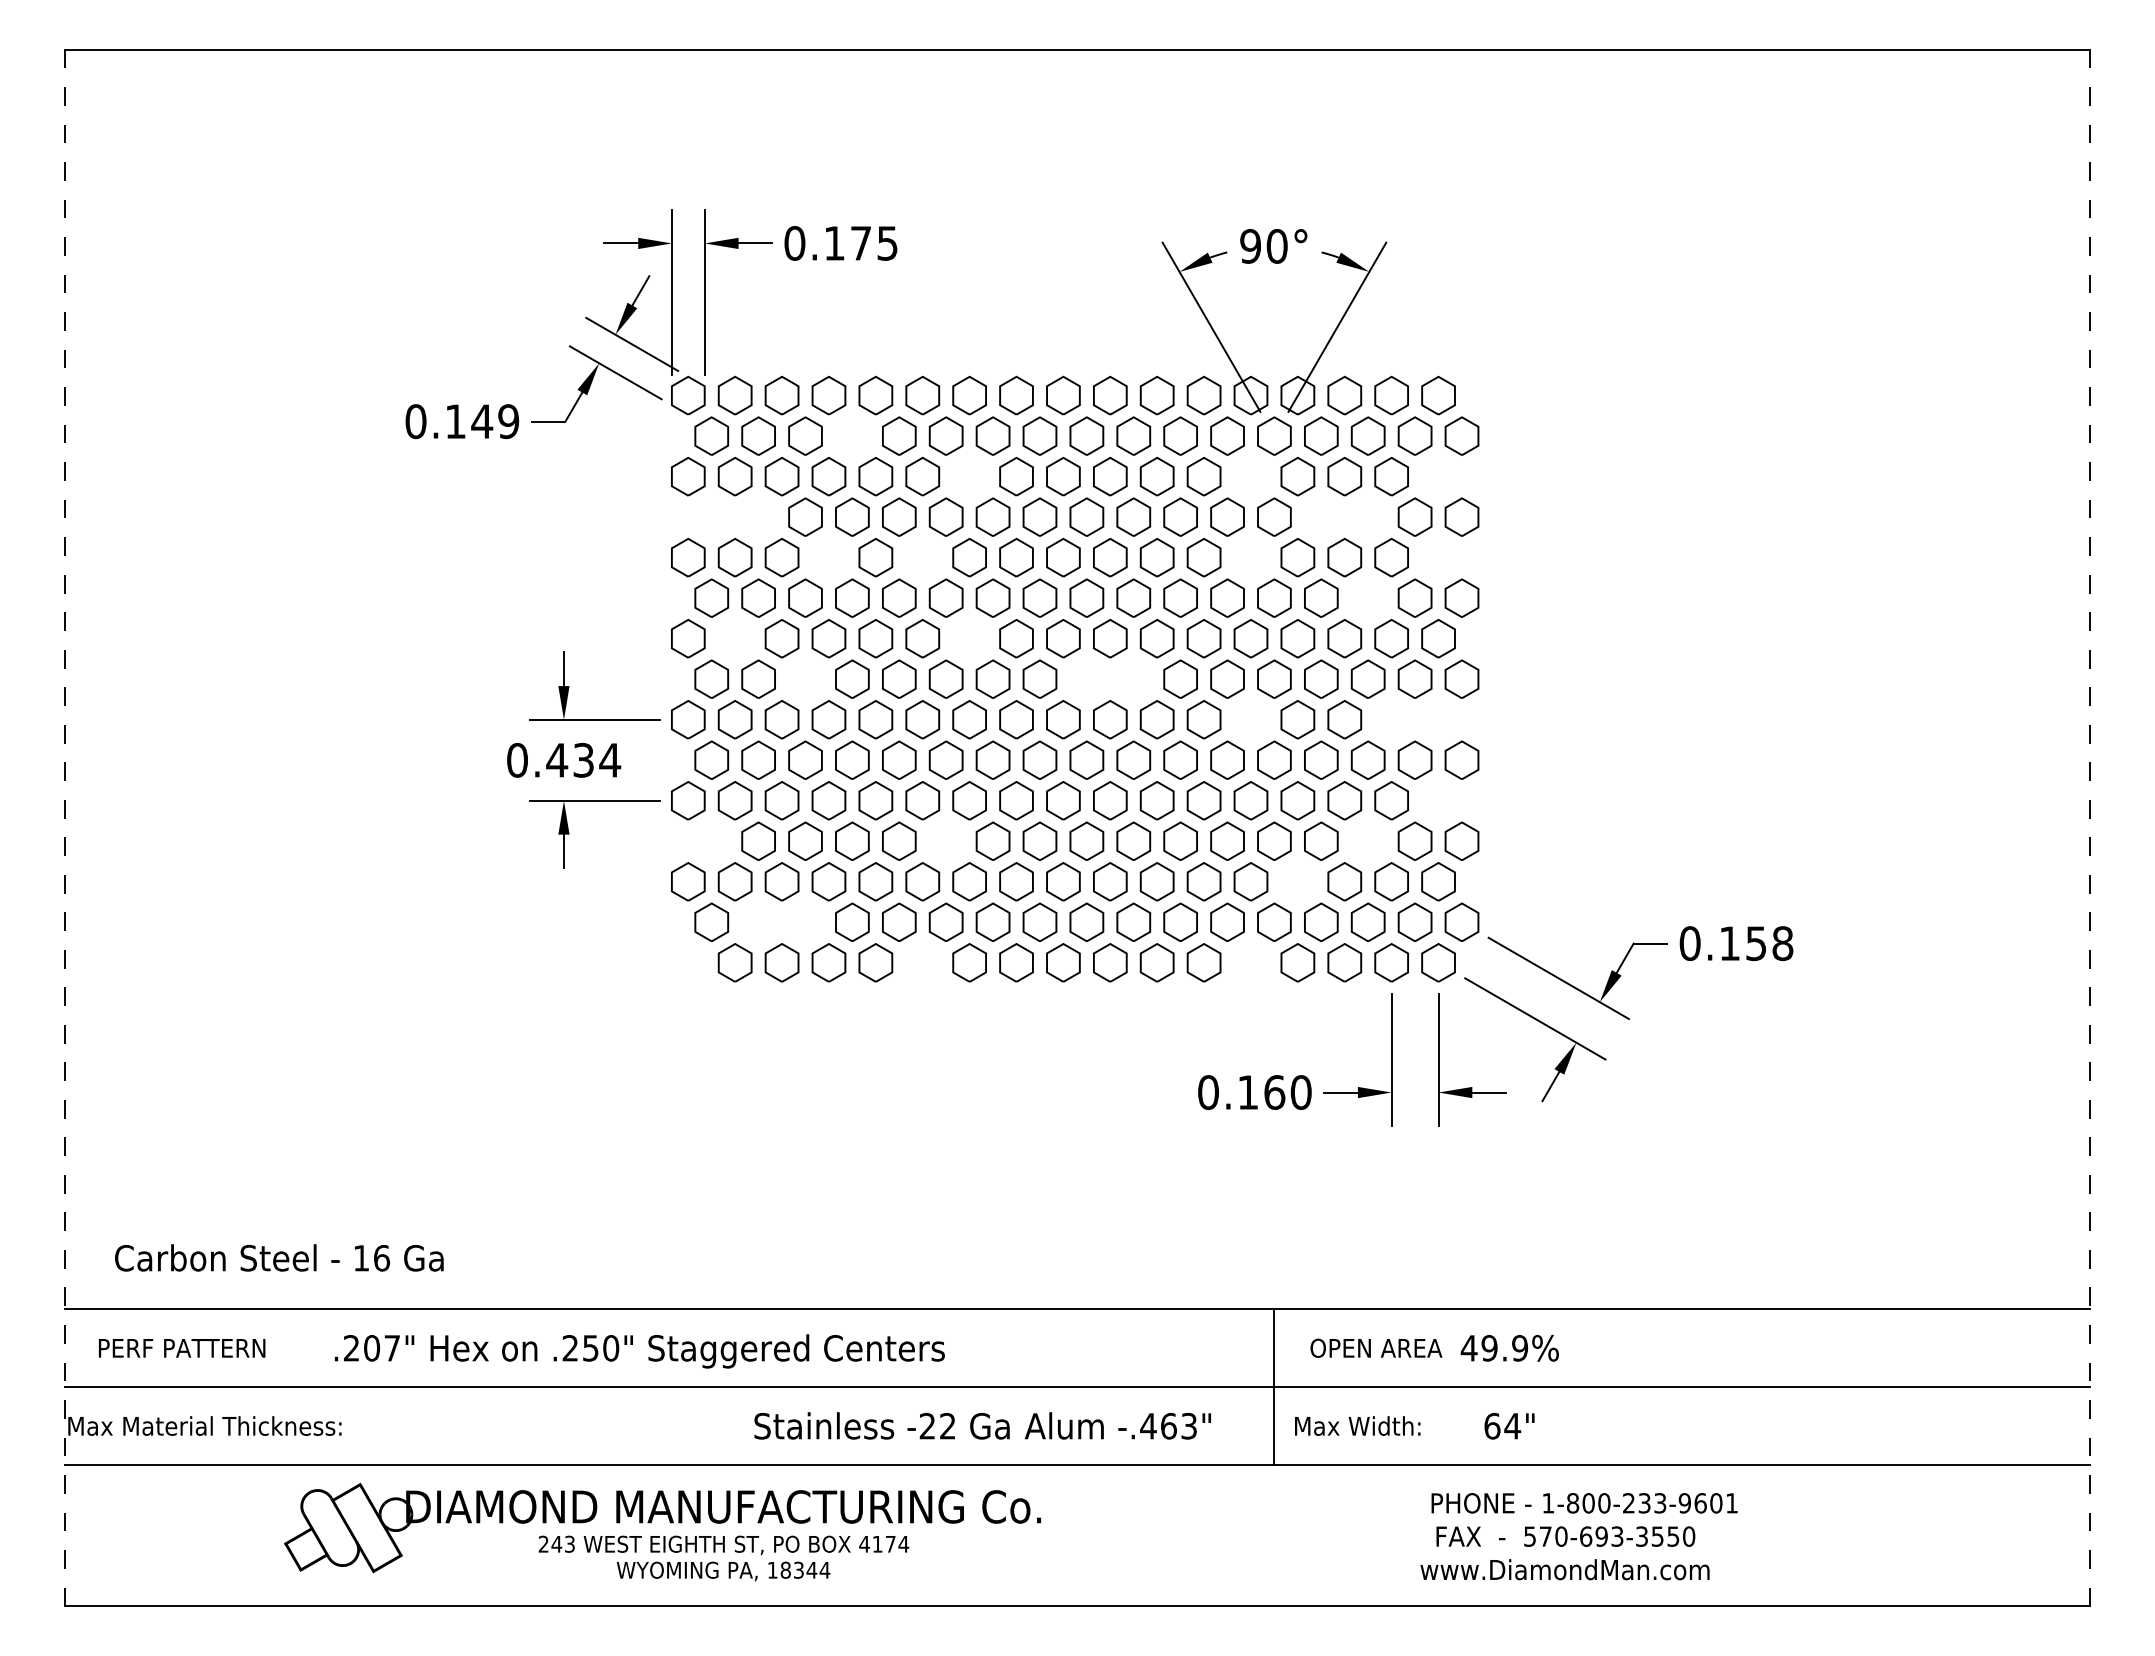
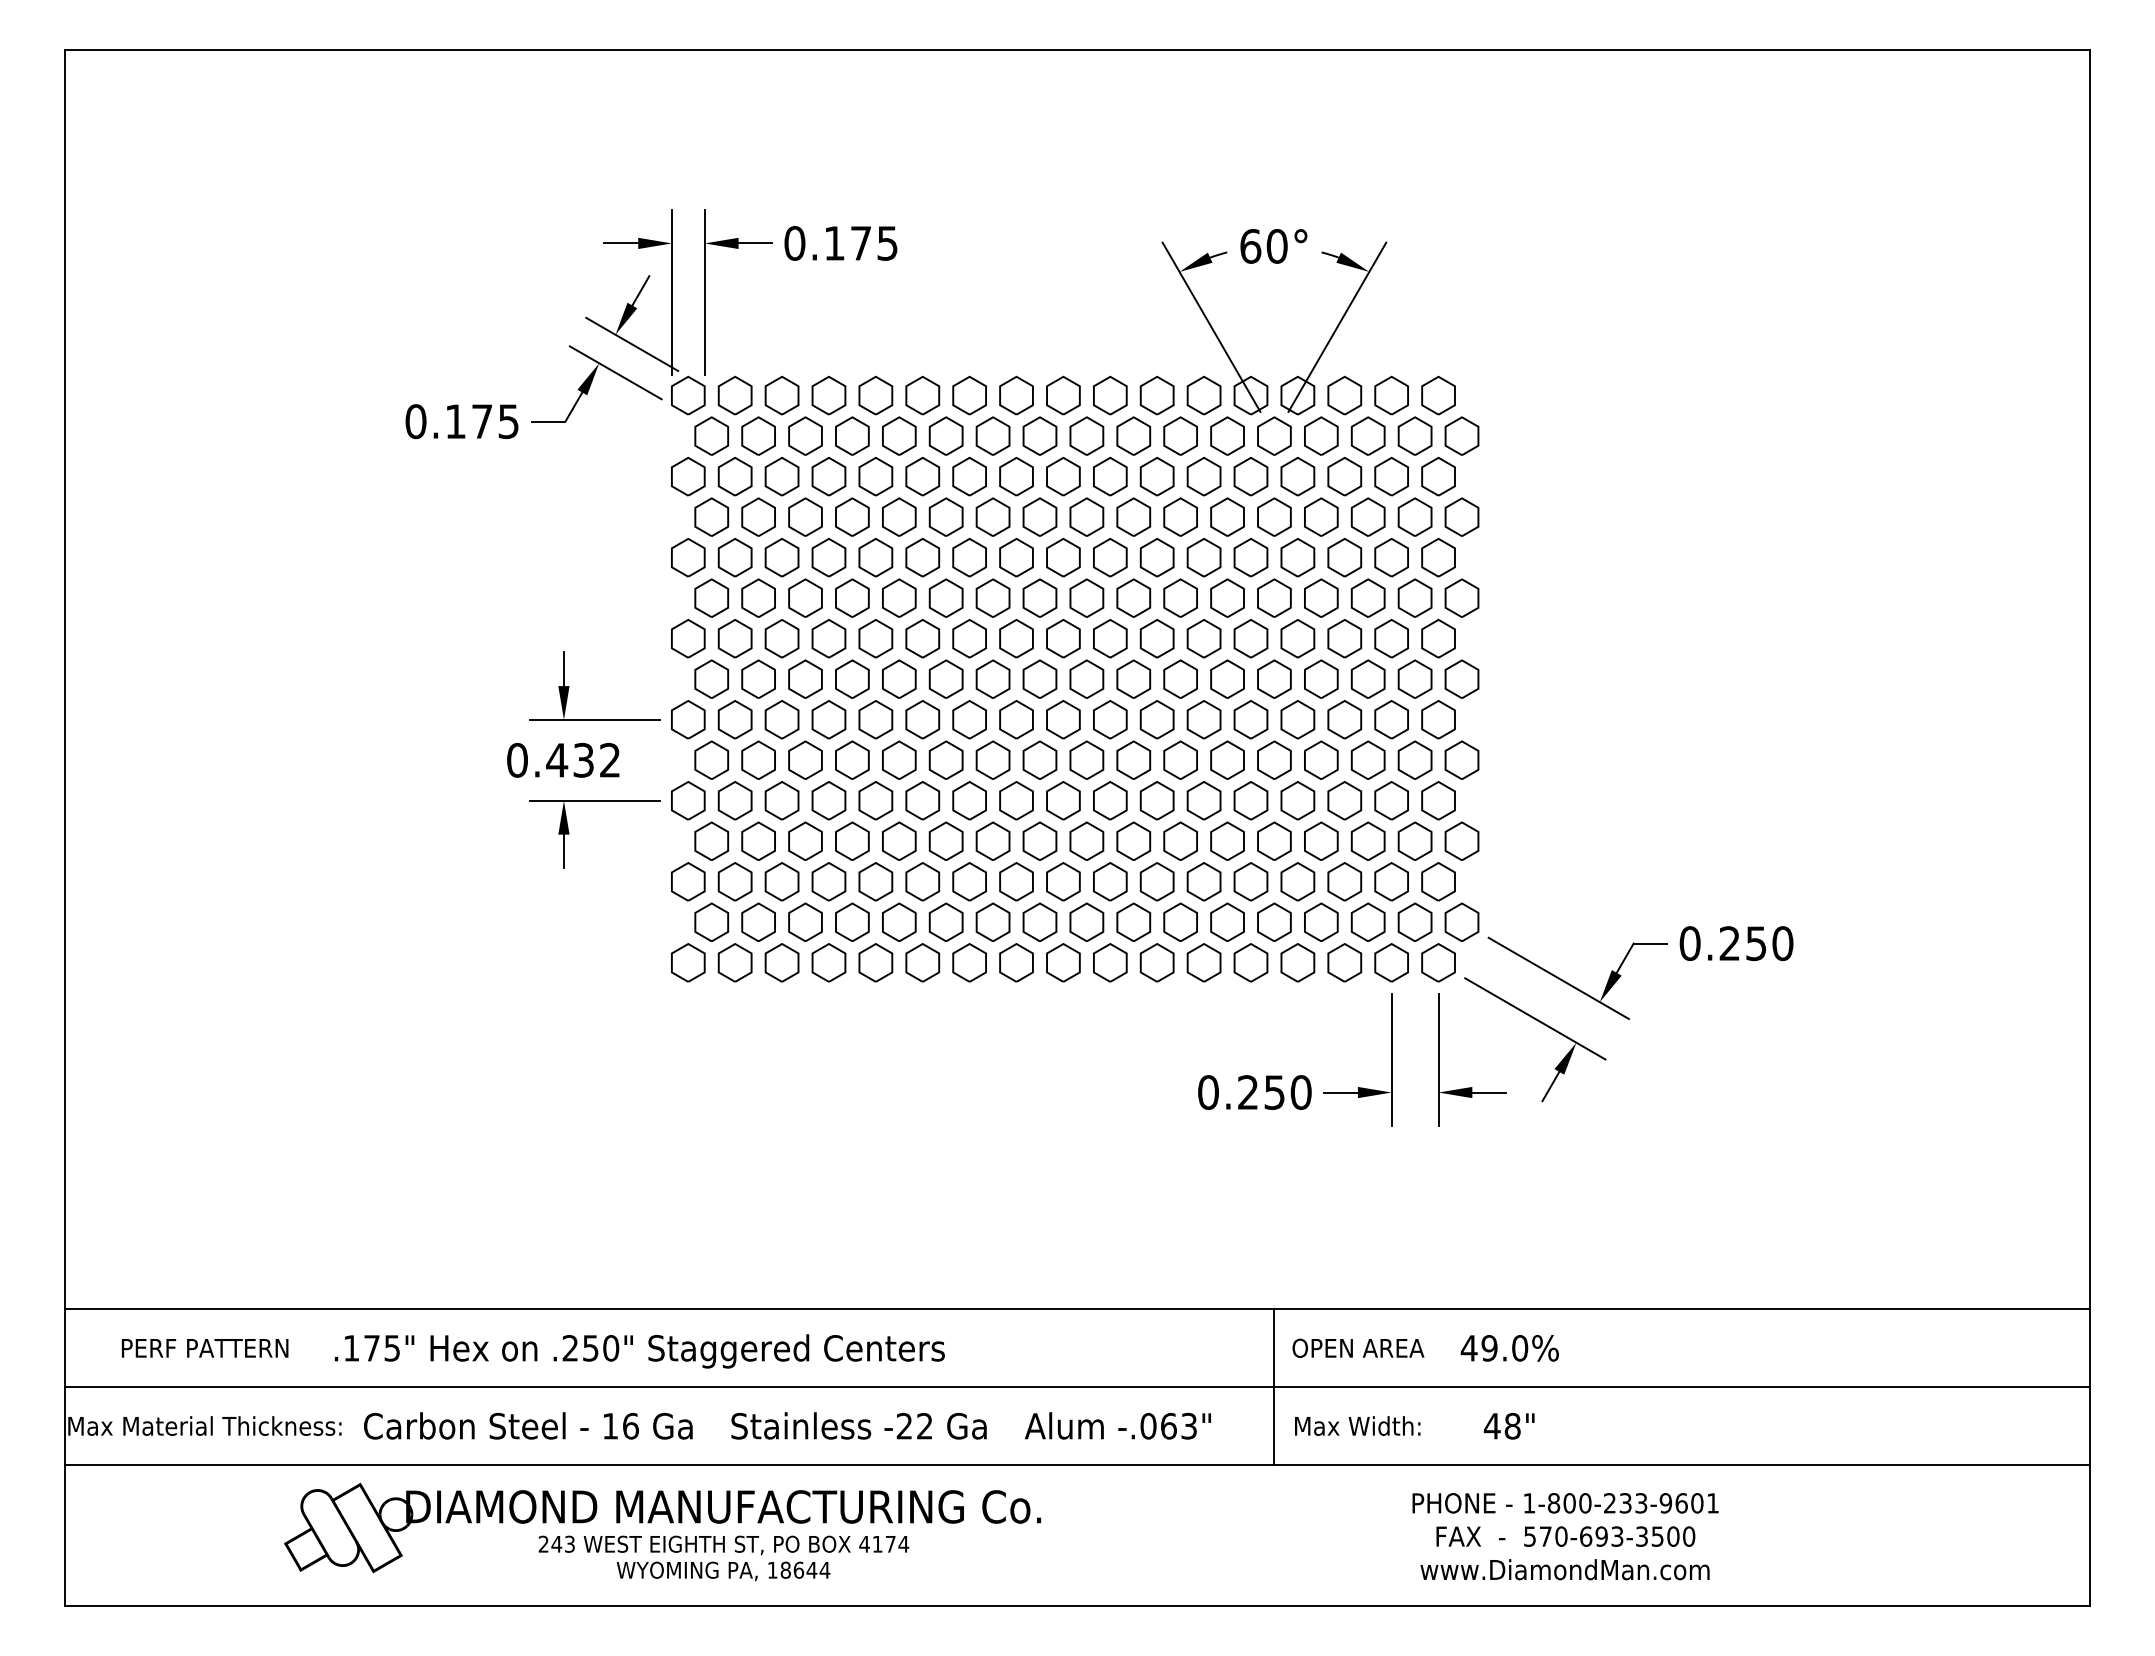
text: 90° -> 60° (1250, 246)
text: 0.149 -> 0.175 (495, 421)
part: none -> present (852, 435)
part: none -> present (969, 476)
part: none -> present (1250, 476)
part: none -> present (1438, 476)
part: none -> present (711, 516)
part: none -> present (758, 516)
part: none -> present (1321, 516)
part: none -> present (1367, 516)
part: none -> present (828, 557)
part: none -> present (922, 557)
part: none -> present (1250, 557)
part: none -> present (1438, 557)
part: none -> present (1367, 597)
part: none -> present (734, 638)
part: none -> present (969, 638)
part: none -> present (805, 678)
part: none -> present (1086, 678)
part: none -> present (1133, 678)
part: none -> present (1250, 719)
part: none -> present (1391, 719)
part: none -> present (1438, 719)
text: 0.434 -> 0.432 (610, 759)
part: none -> present (1438, 800)
line: dashed -> solid (64, 828)
line: dashed -> solid (2090, 828)
part: none -> present (711, 840)
part: none -> present (945, 840)
part: none -> present (1367, 840)
part: none -> present (1297, 881)
part: none -> present (758, 921)
part: none -> present (805, 921)
text: 0.158 -> 0.250 (1756, 943)
part: none -> present (688, 962)
part: none -> present (922, 962)
part: none -> present (1250, 962)
text: 0.160 -> 0.250 (1261, 1092)
text position: (279, 1257) -> (528, 1425) (528, 1425)
text position: (1376, 1347) -> (1358, 1347) (1358, 1347)
text position: (182, 1348) -> (205, 1348) (205, 1348)
text: .207" -> .175" (371, 1348)
text: 49.9%%% -> 49.0%%% (1520, 1348)
text position: (881, 1425) -> (858, 1425) (858, 1425)
text: -.463" -> -.063" (1148, 1425)
text: 64" -> 48" (1502, 1425)
text position: (1584, 1503) -> (1565, 1503) (1565, 1503)
text: 570-693-3550 -> 570-693-3500 (1673, 1536)
text: 18344 -> 18644 (798, 1569)
